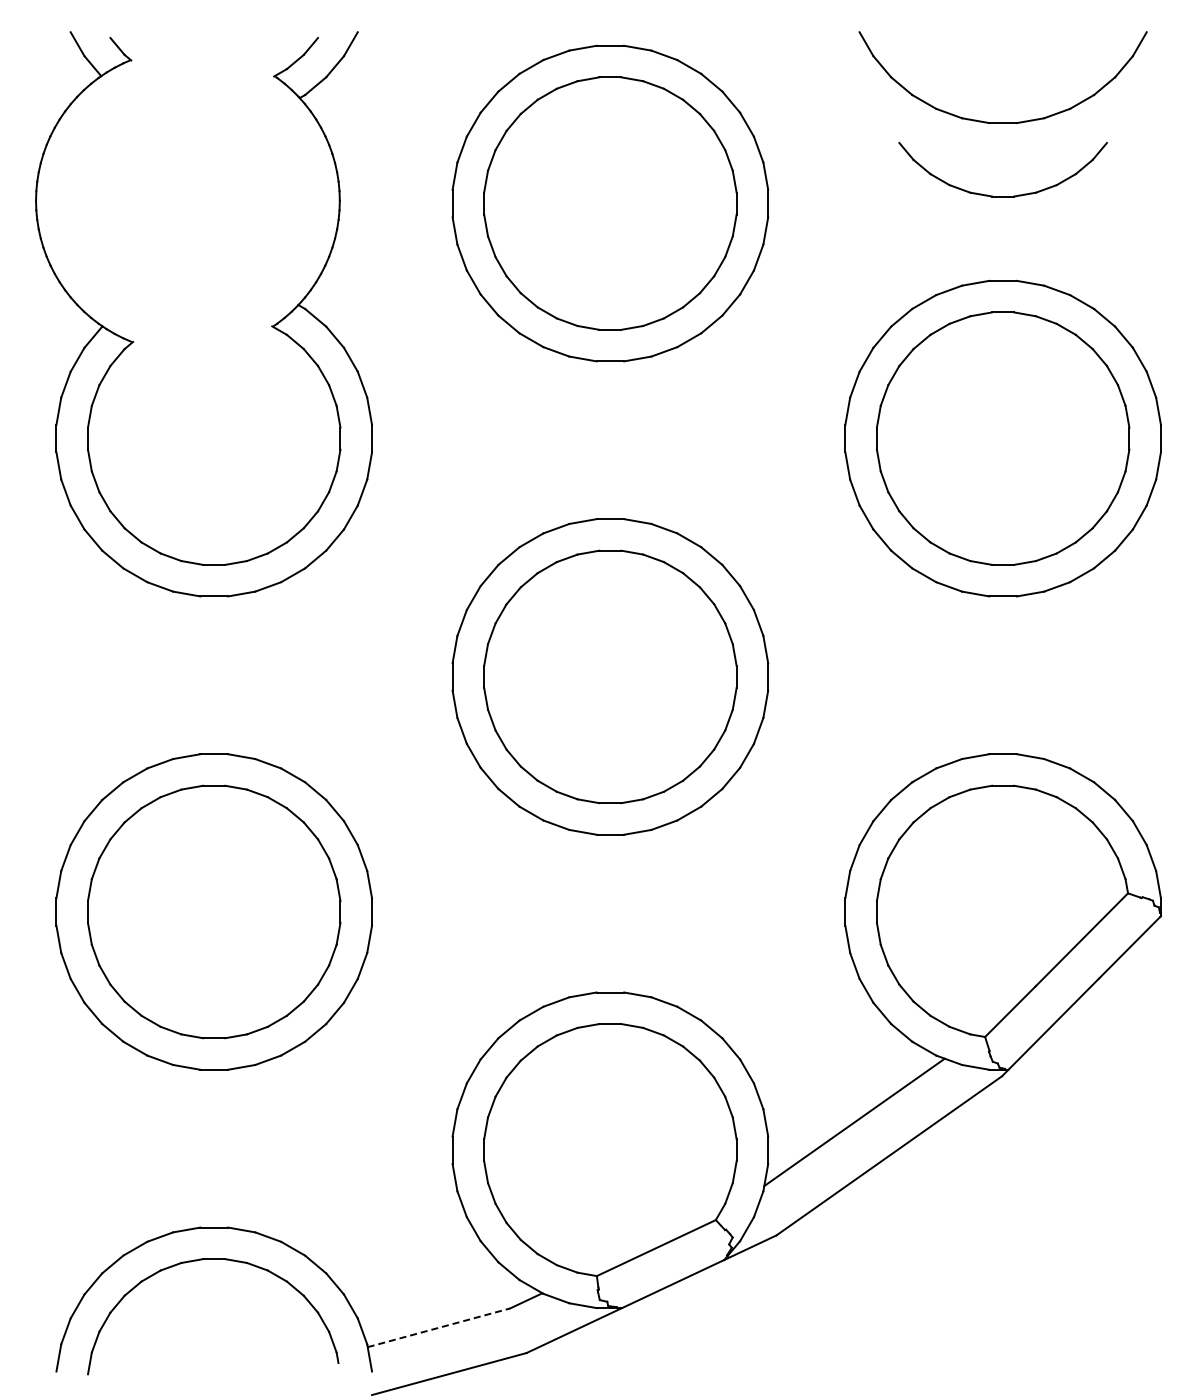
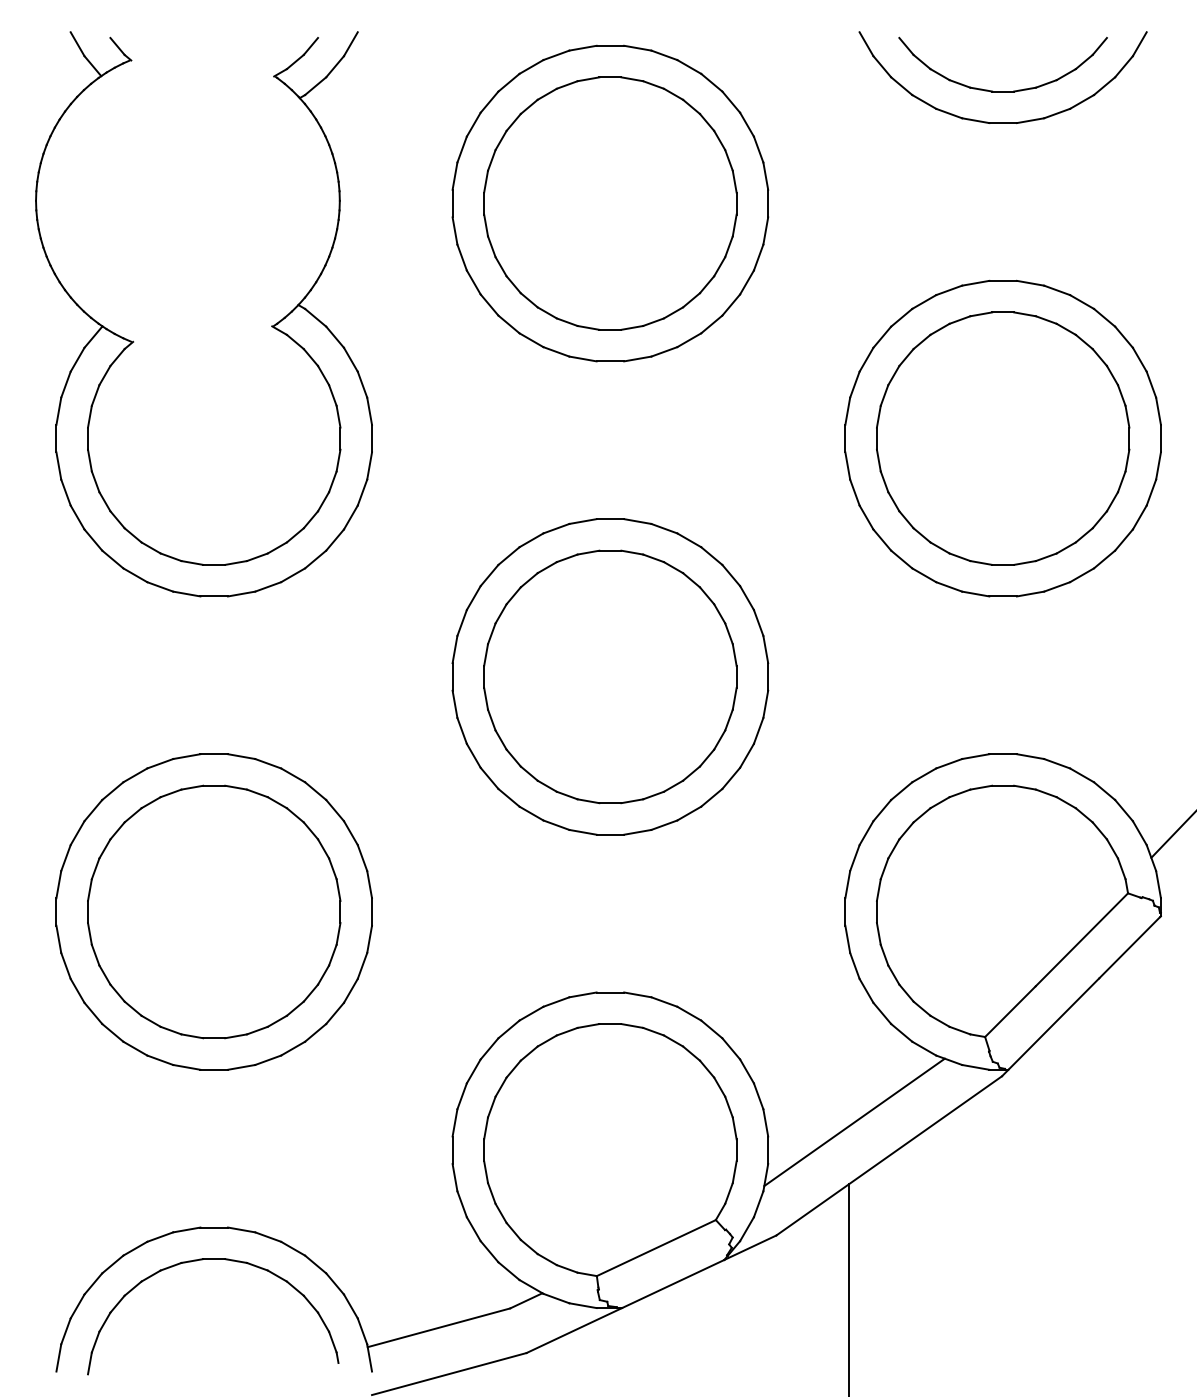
part position: (1002, 196) -> (1002, 91) (1002, 91)
line: none -> present (1172, 835)
line: none -> present (848, 1288)
line: dashed -> solid (438, 1327)
